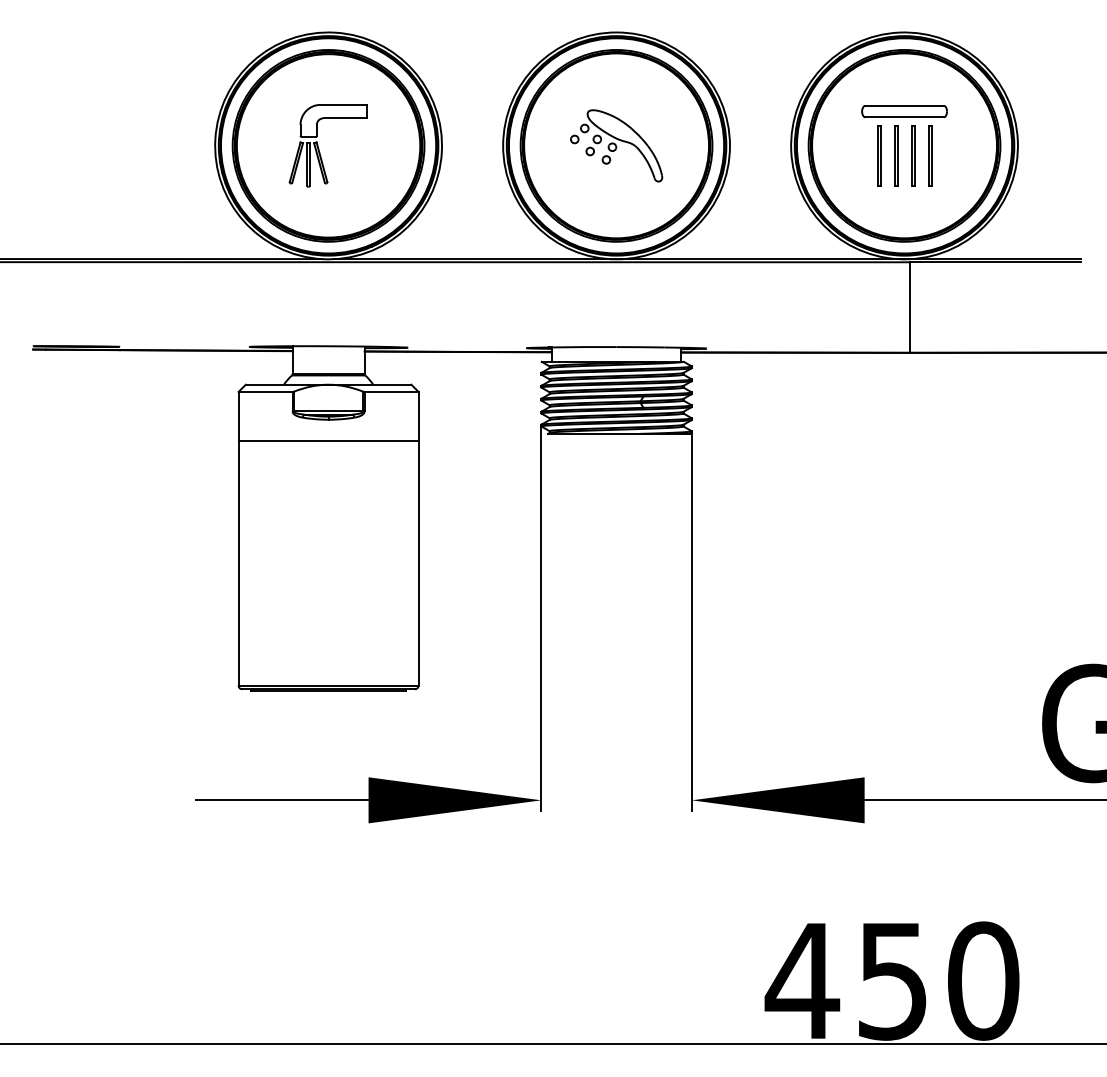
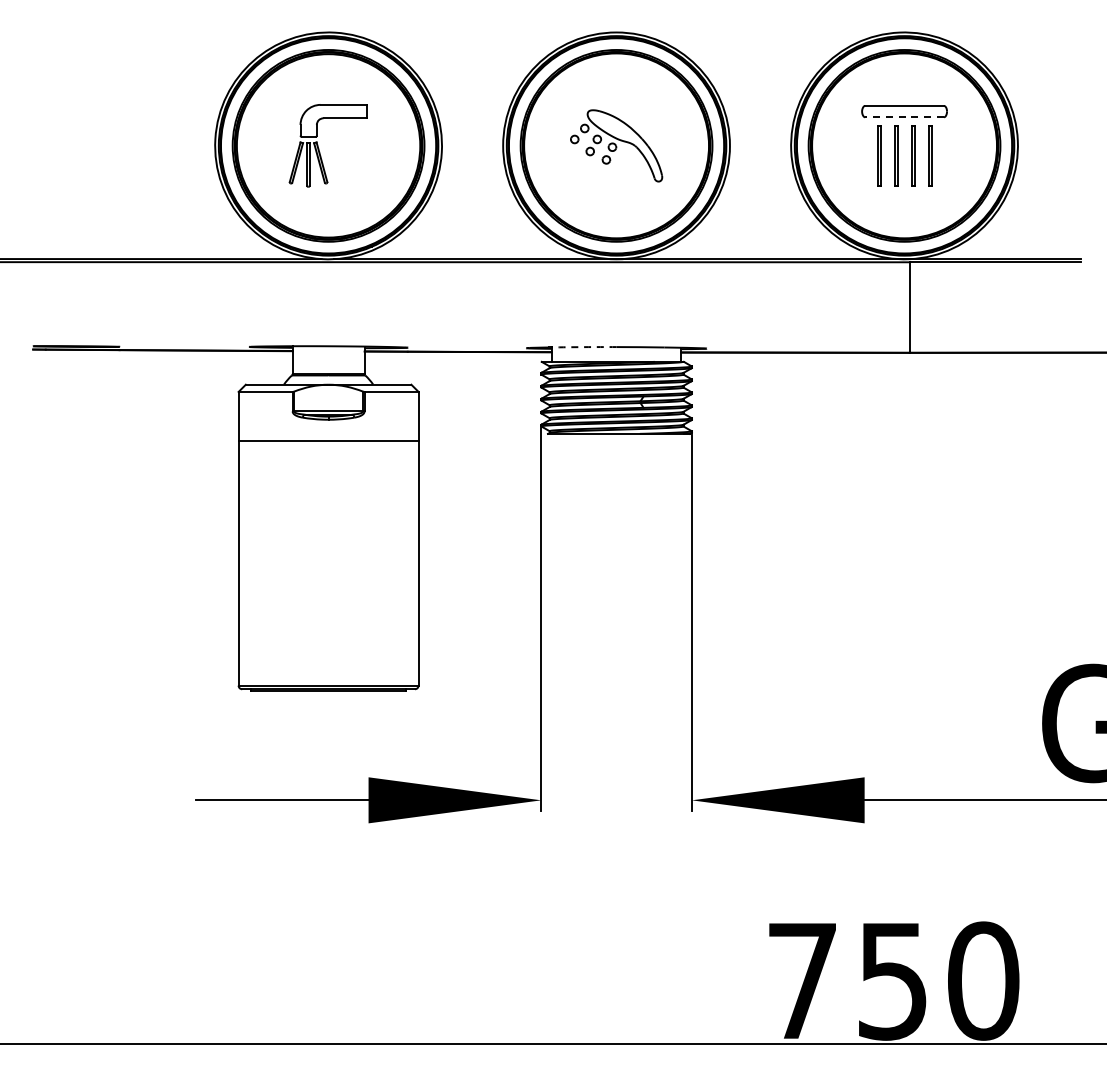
line: solid -> dashed (904, 117)
arc: solid -> dashed (584, 347)
text: 450 -> 750 (802, 980)
